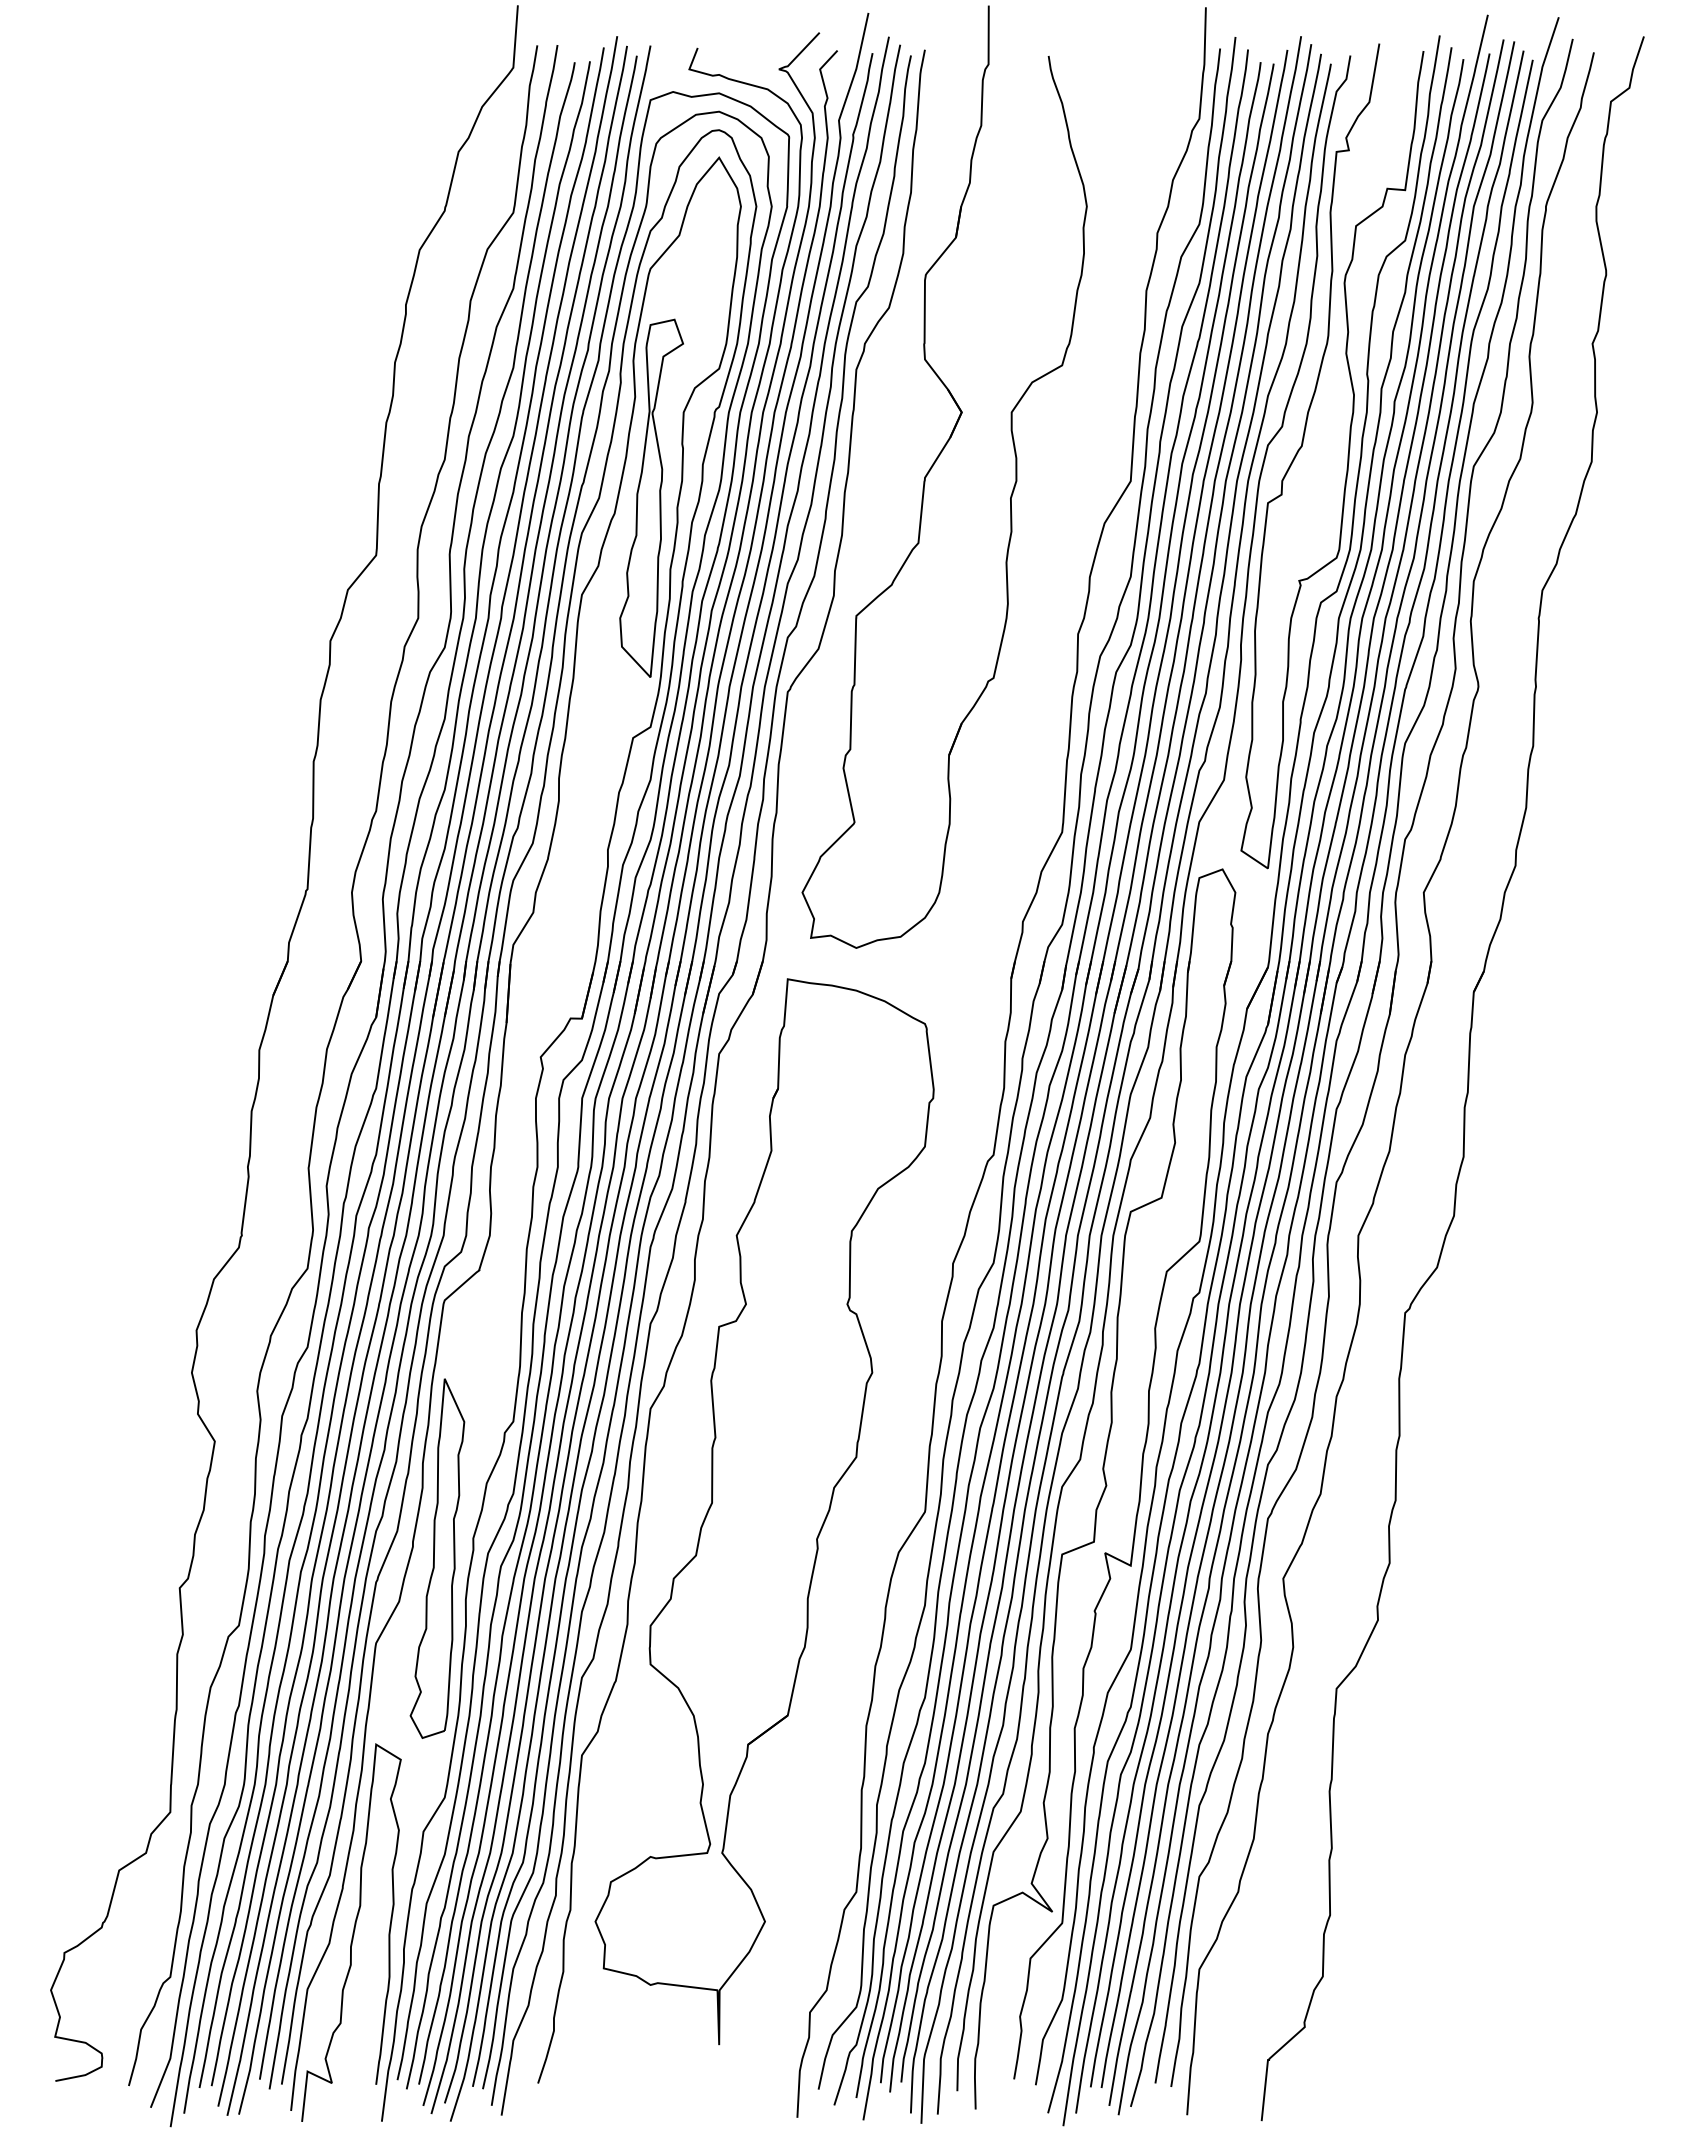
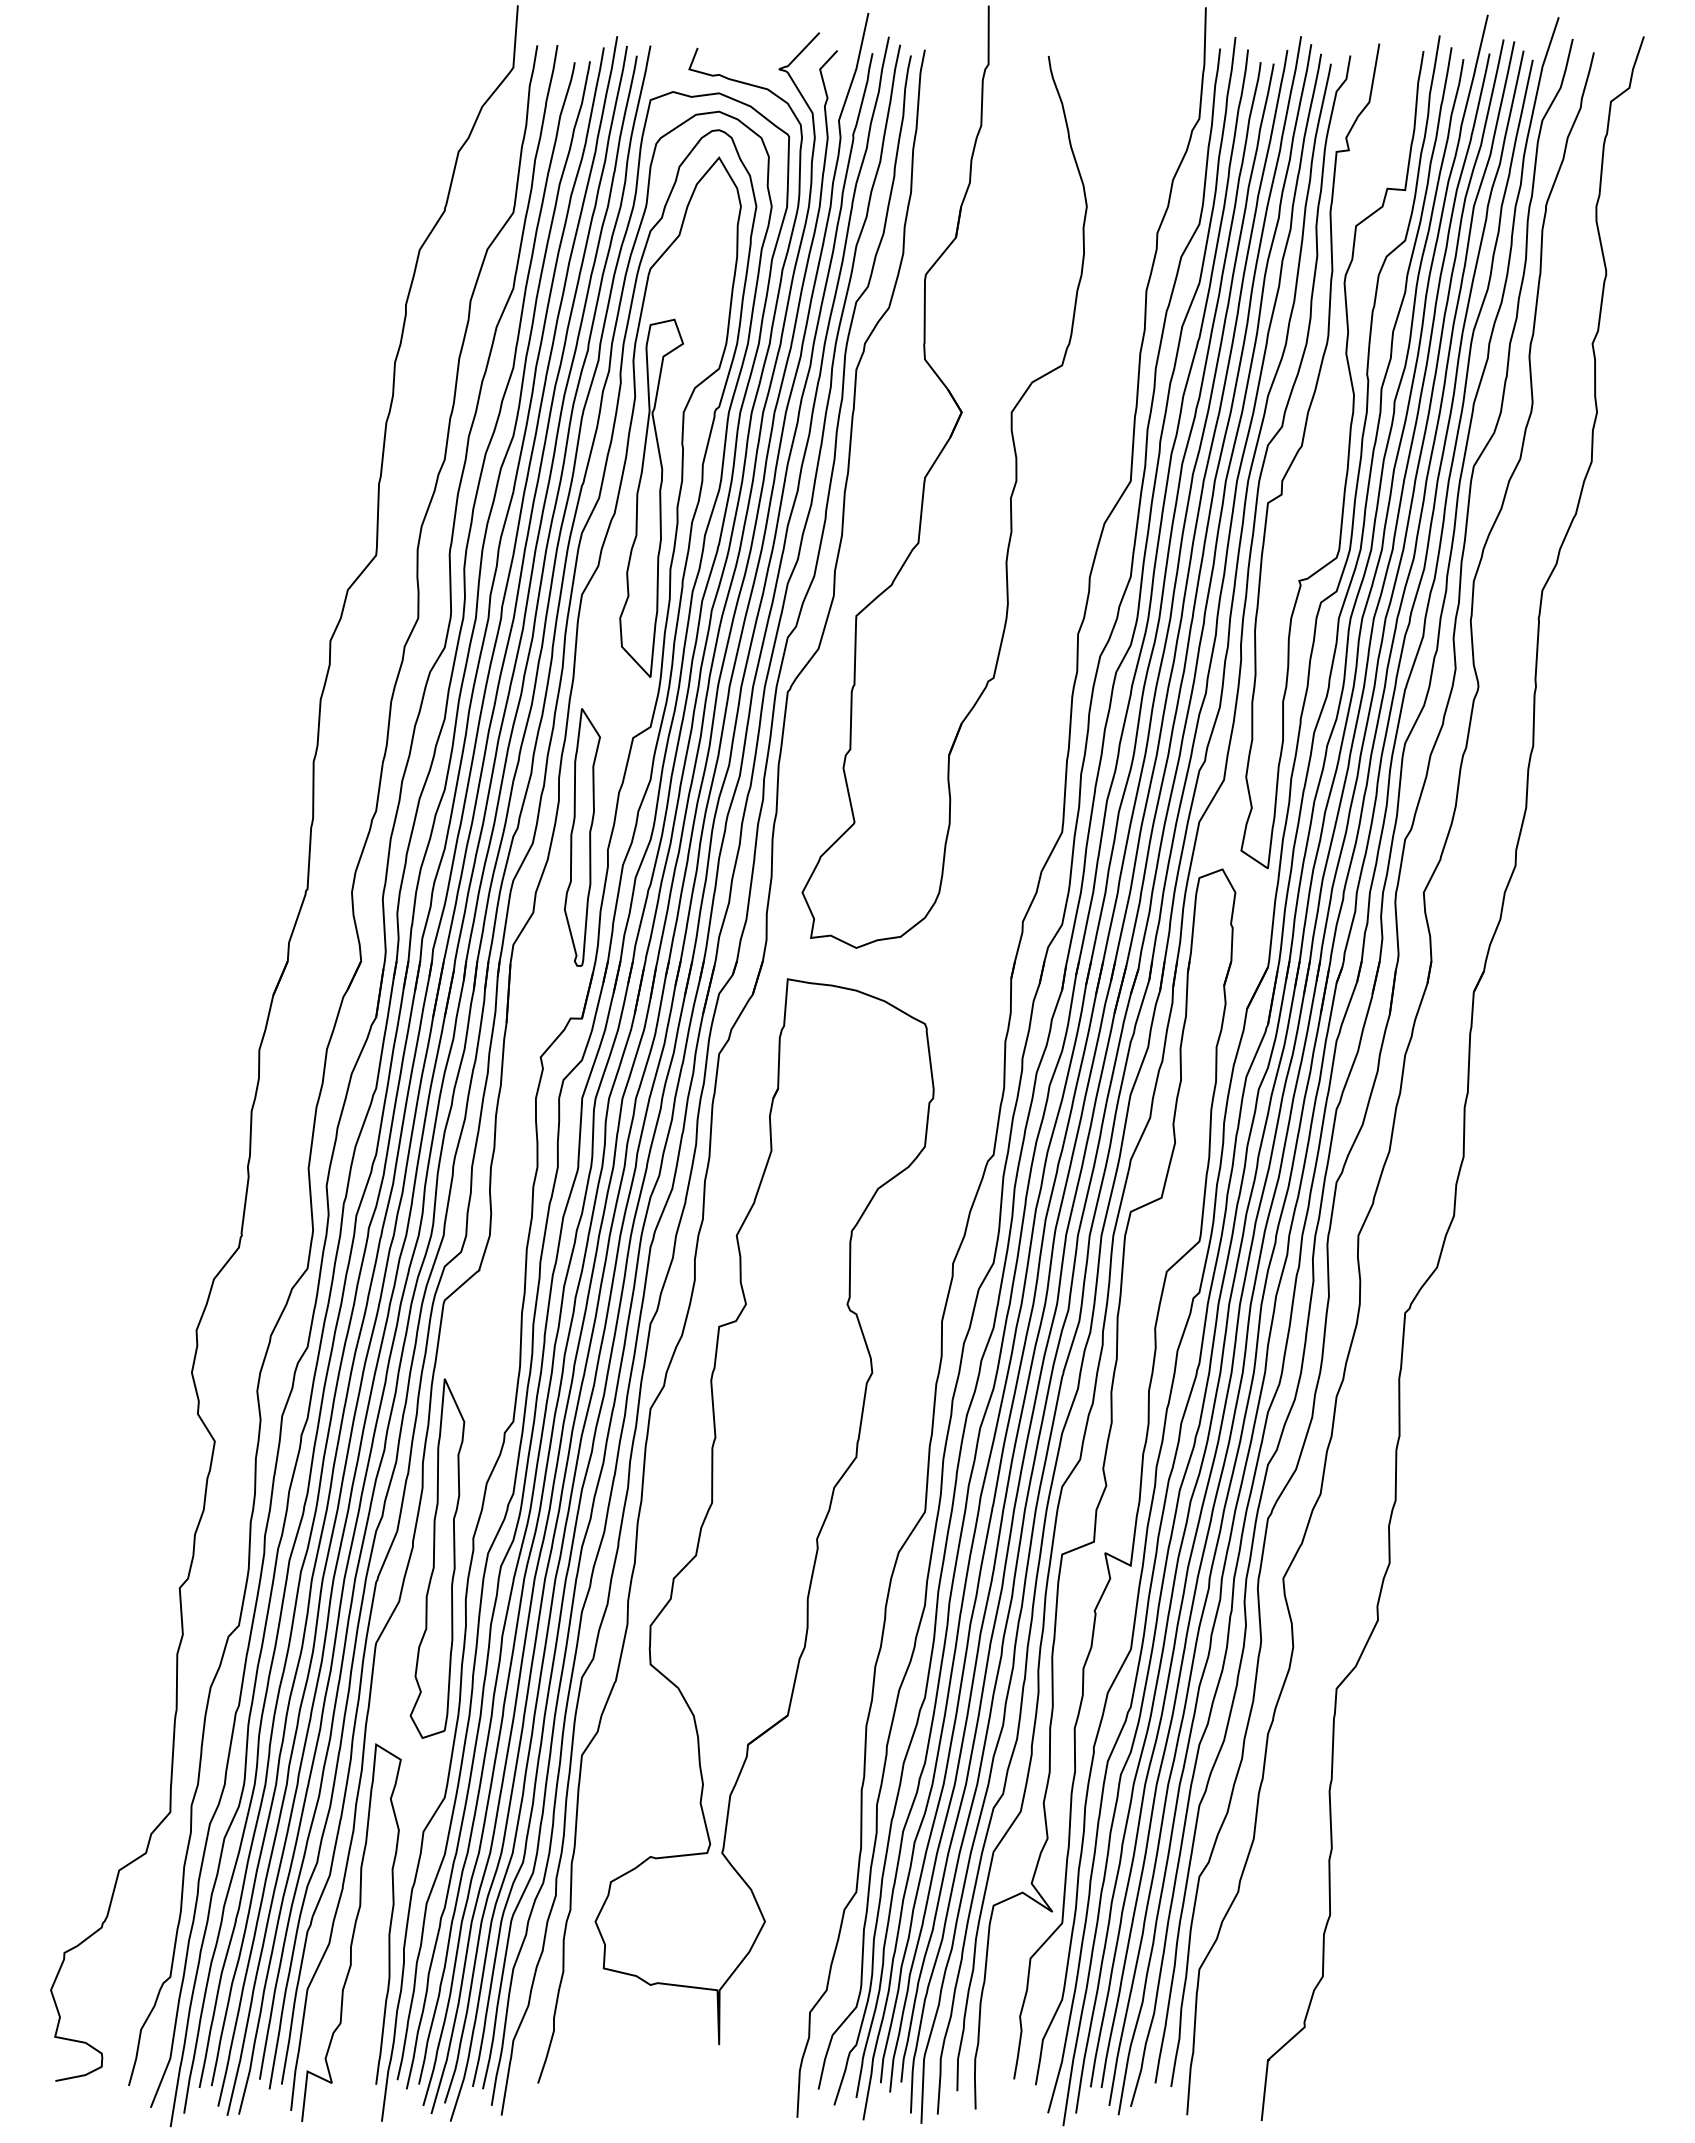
part: none -> present (582, 837)
